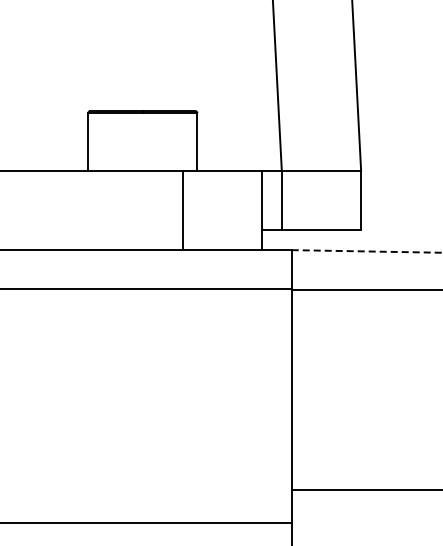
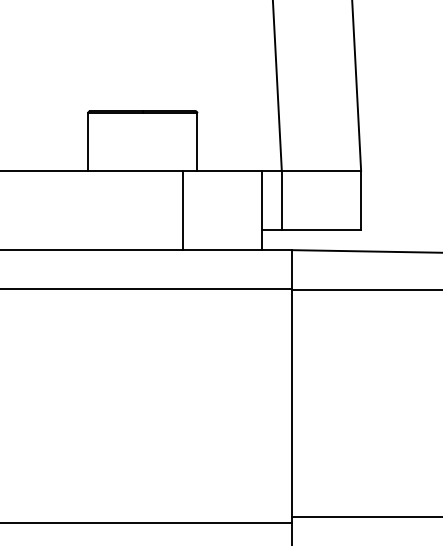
line: dashed -> solid (367, 251)
line position: (365, 490) -> (365, 517) (365, 517)
